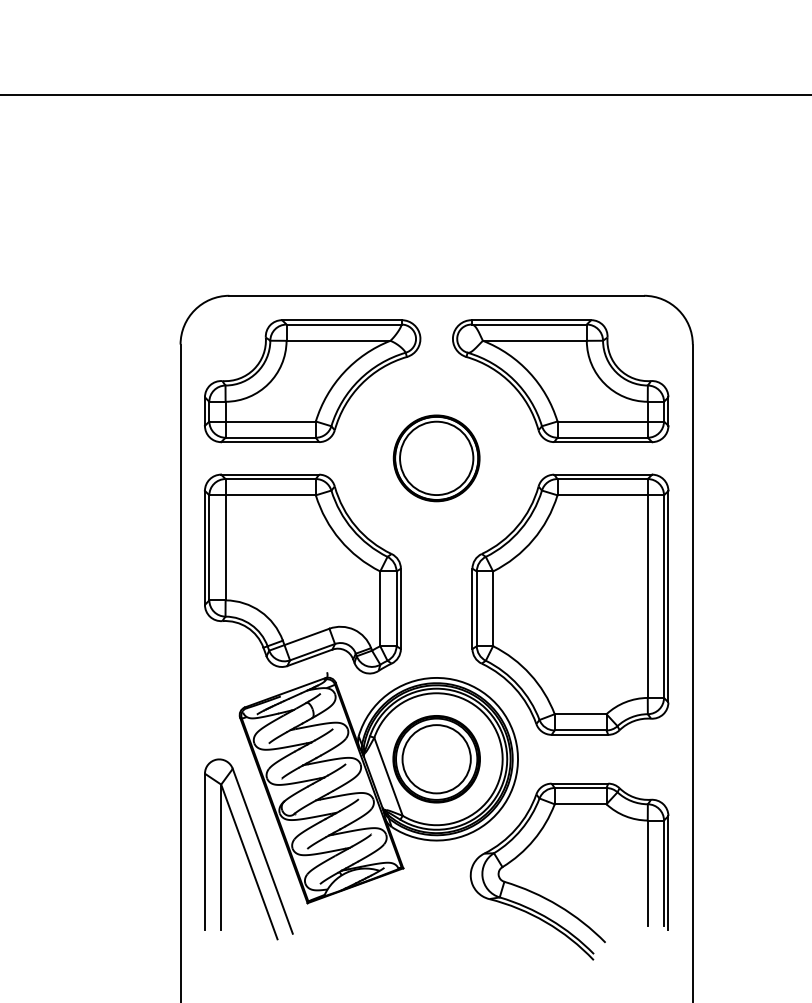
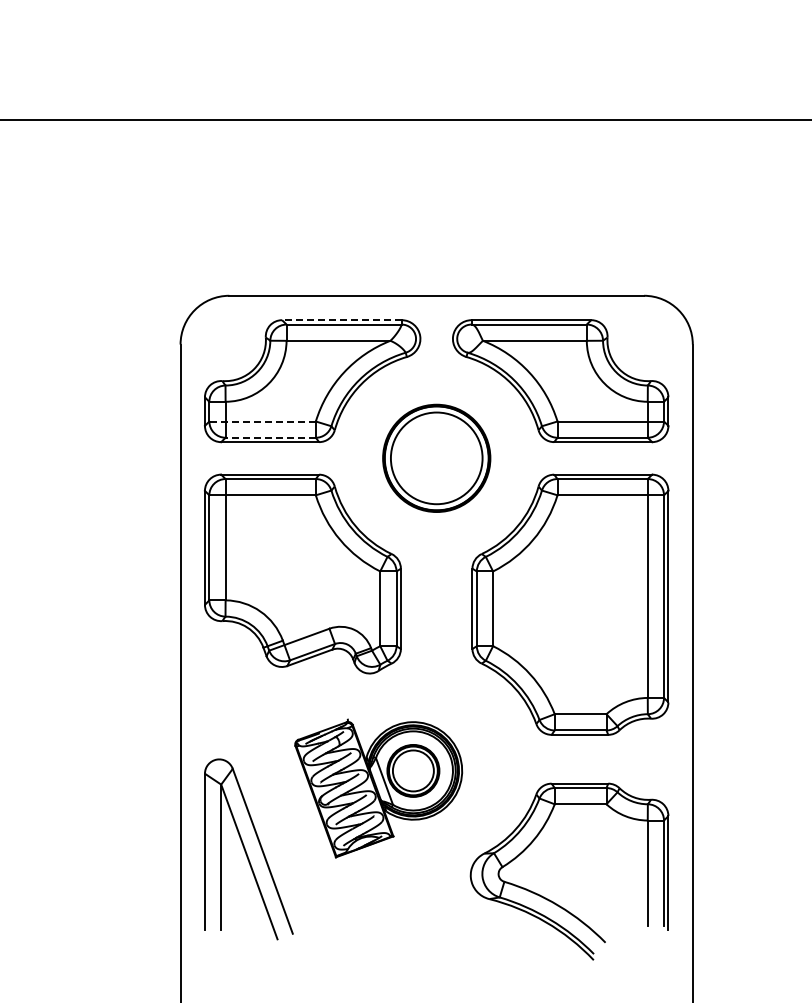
line position: (405, 94) -> (405, 119) (405, 119)
line: solid -> dashed (341, 320)
line: solid -> dashed (262, 421)
line: solid -> dashed (270, 437)
part size: 89x89 px -> 110x110 px (436, 457)
part size: 281x233 px -> 170x141 px (378, 788)
